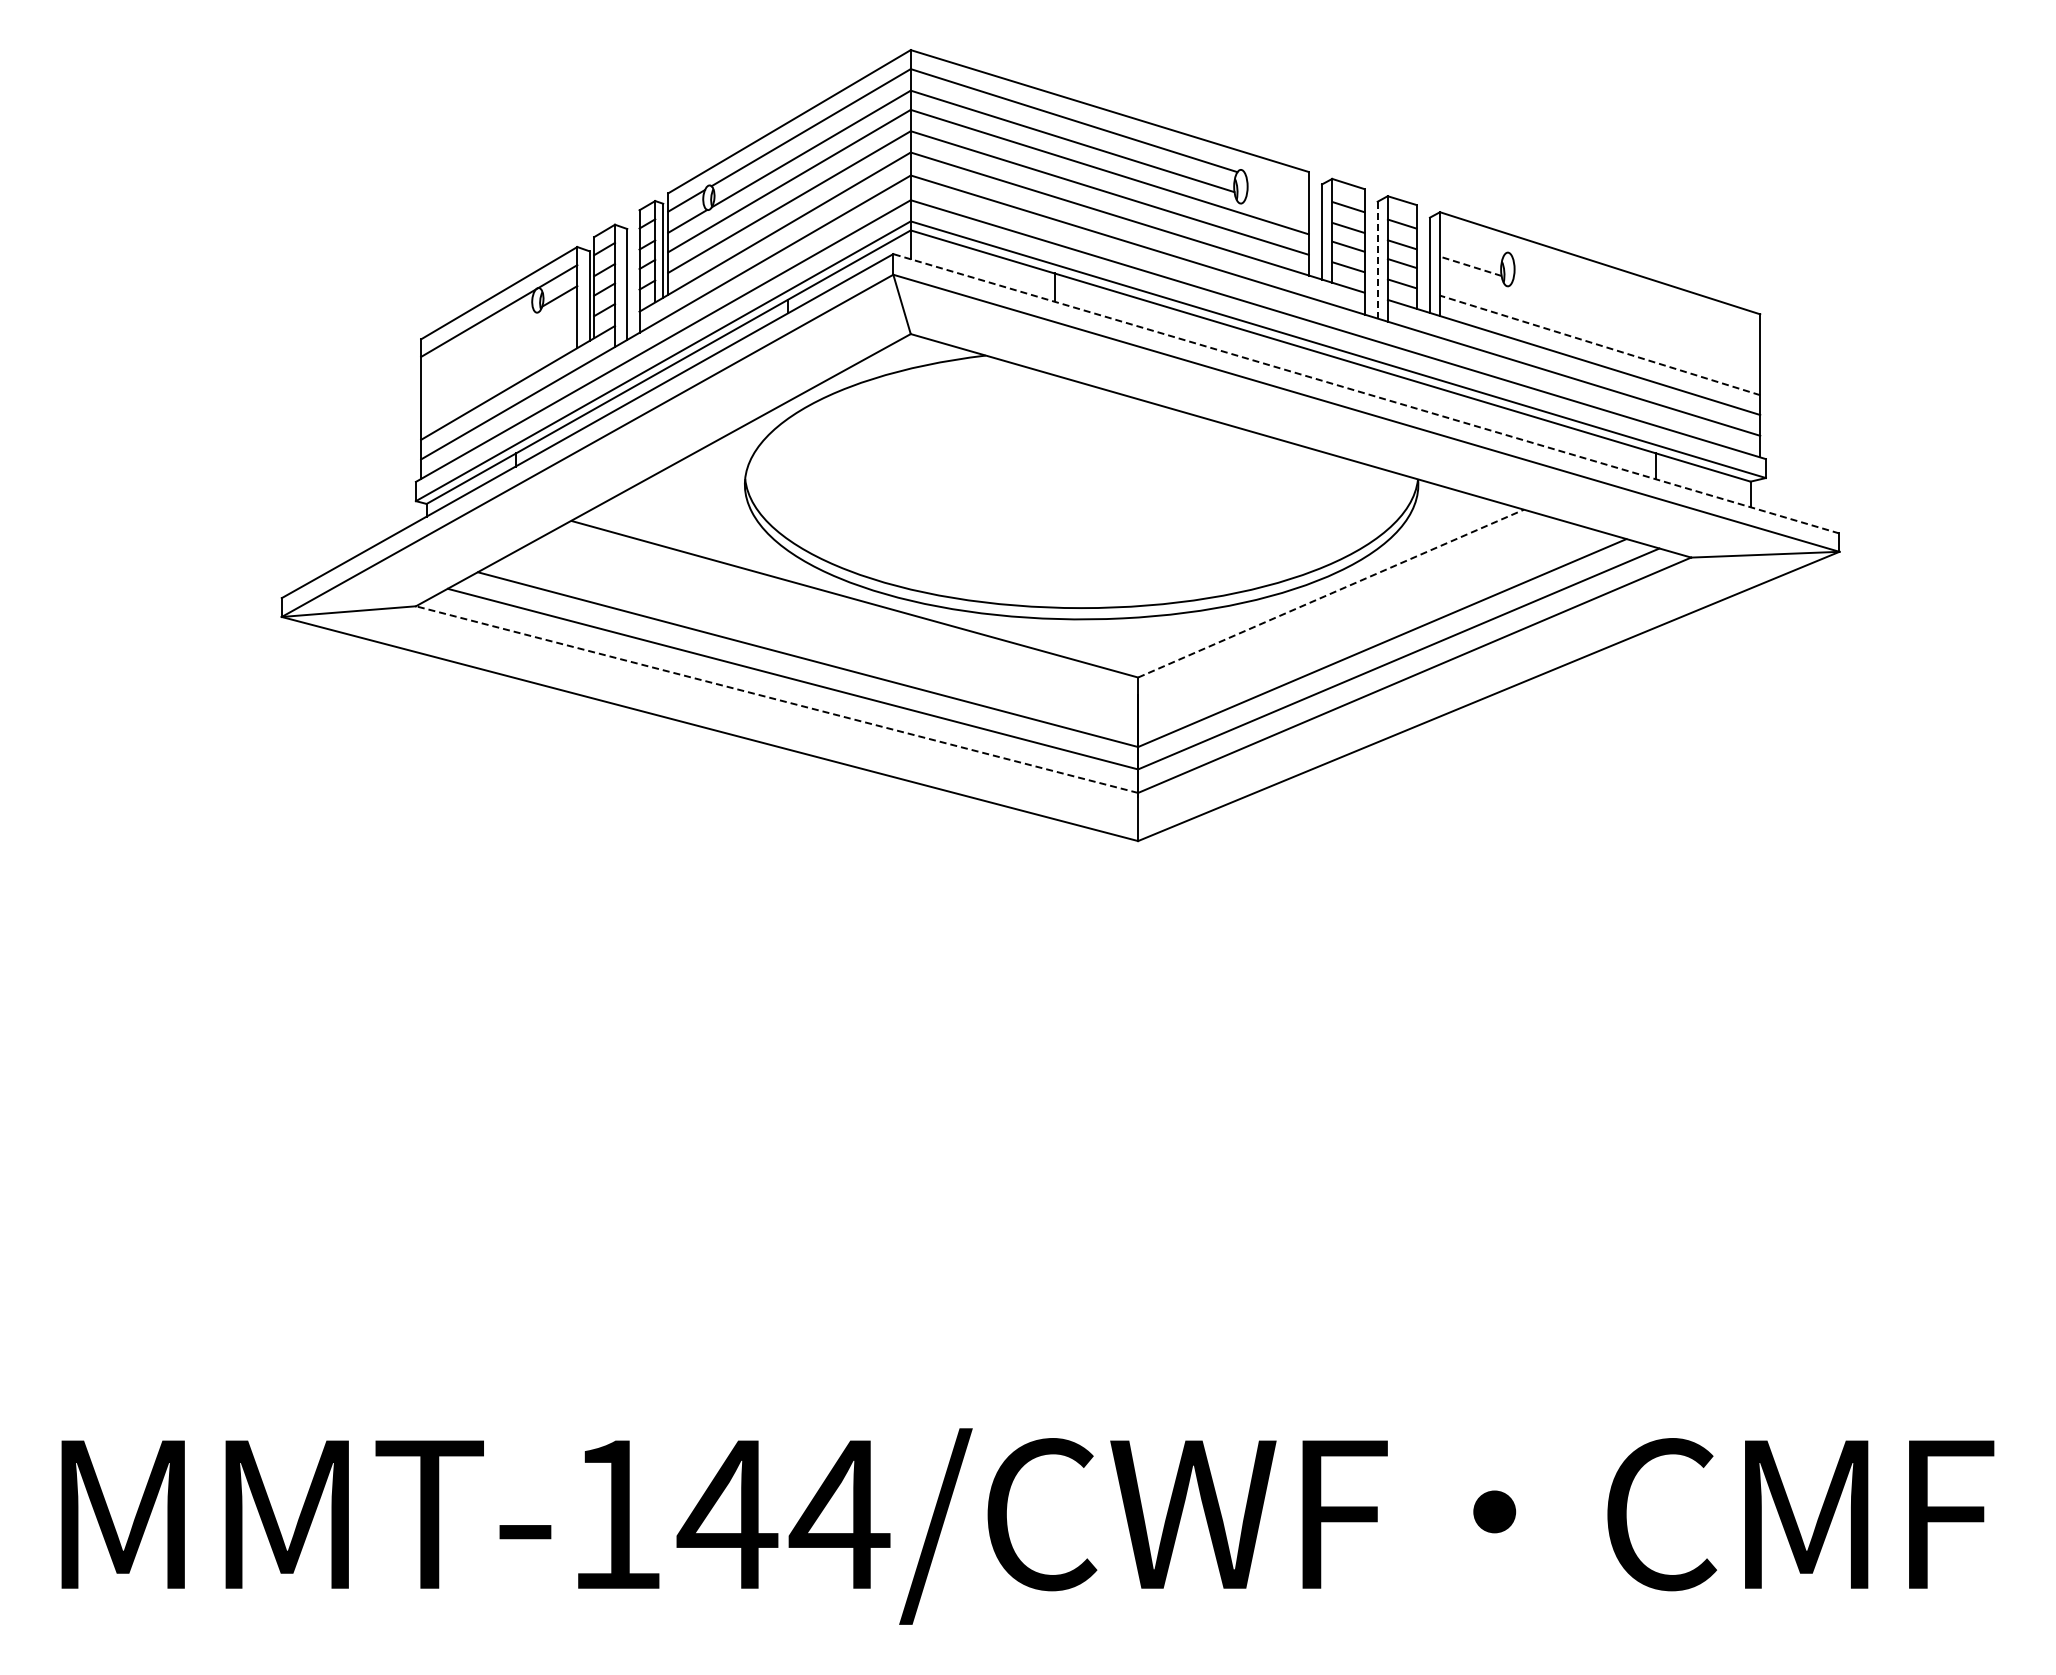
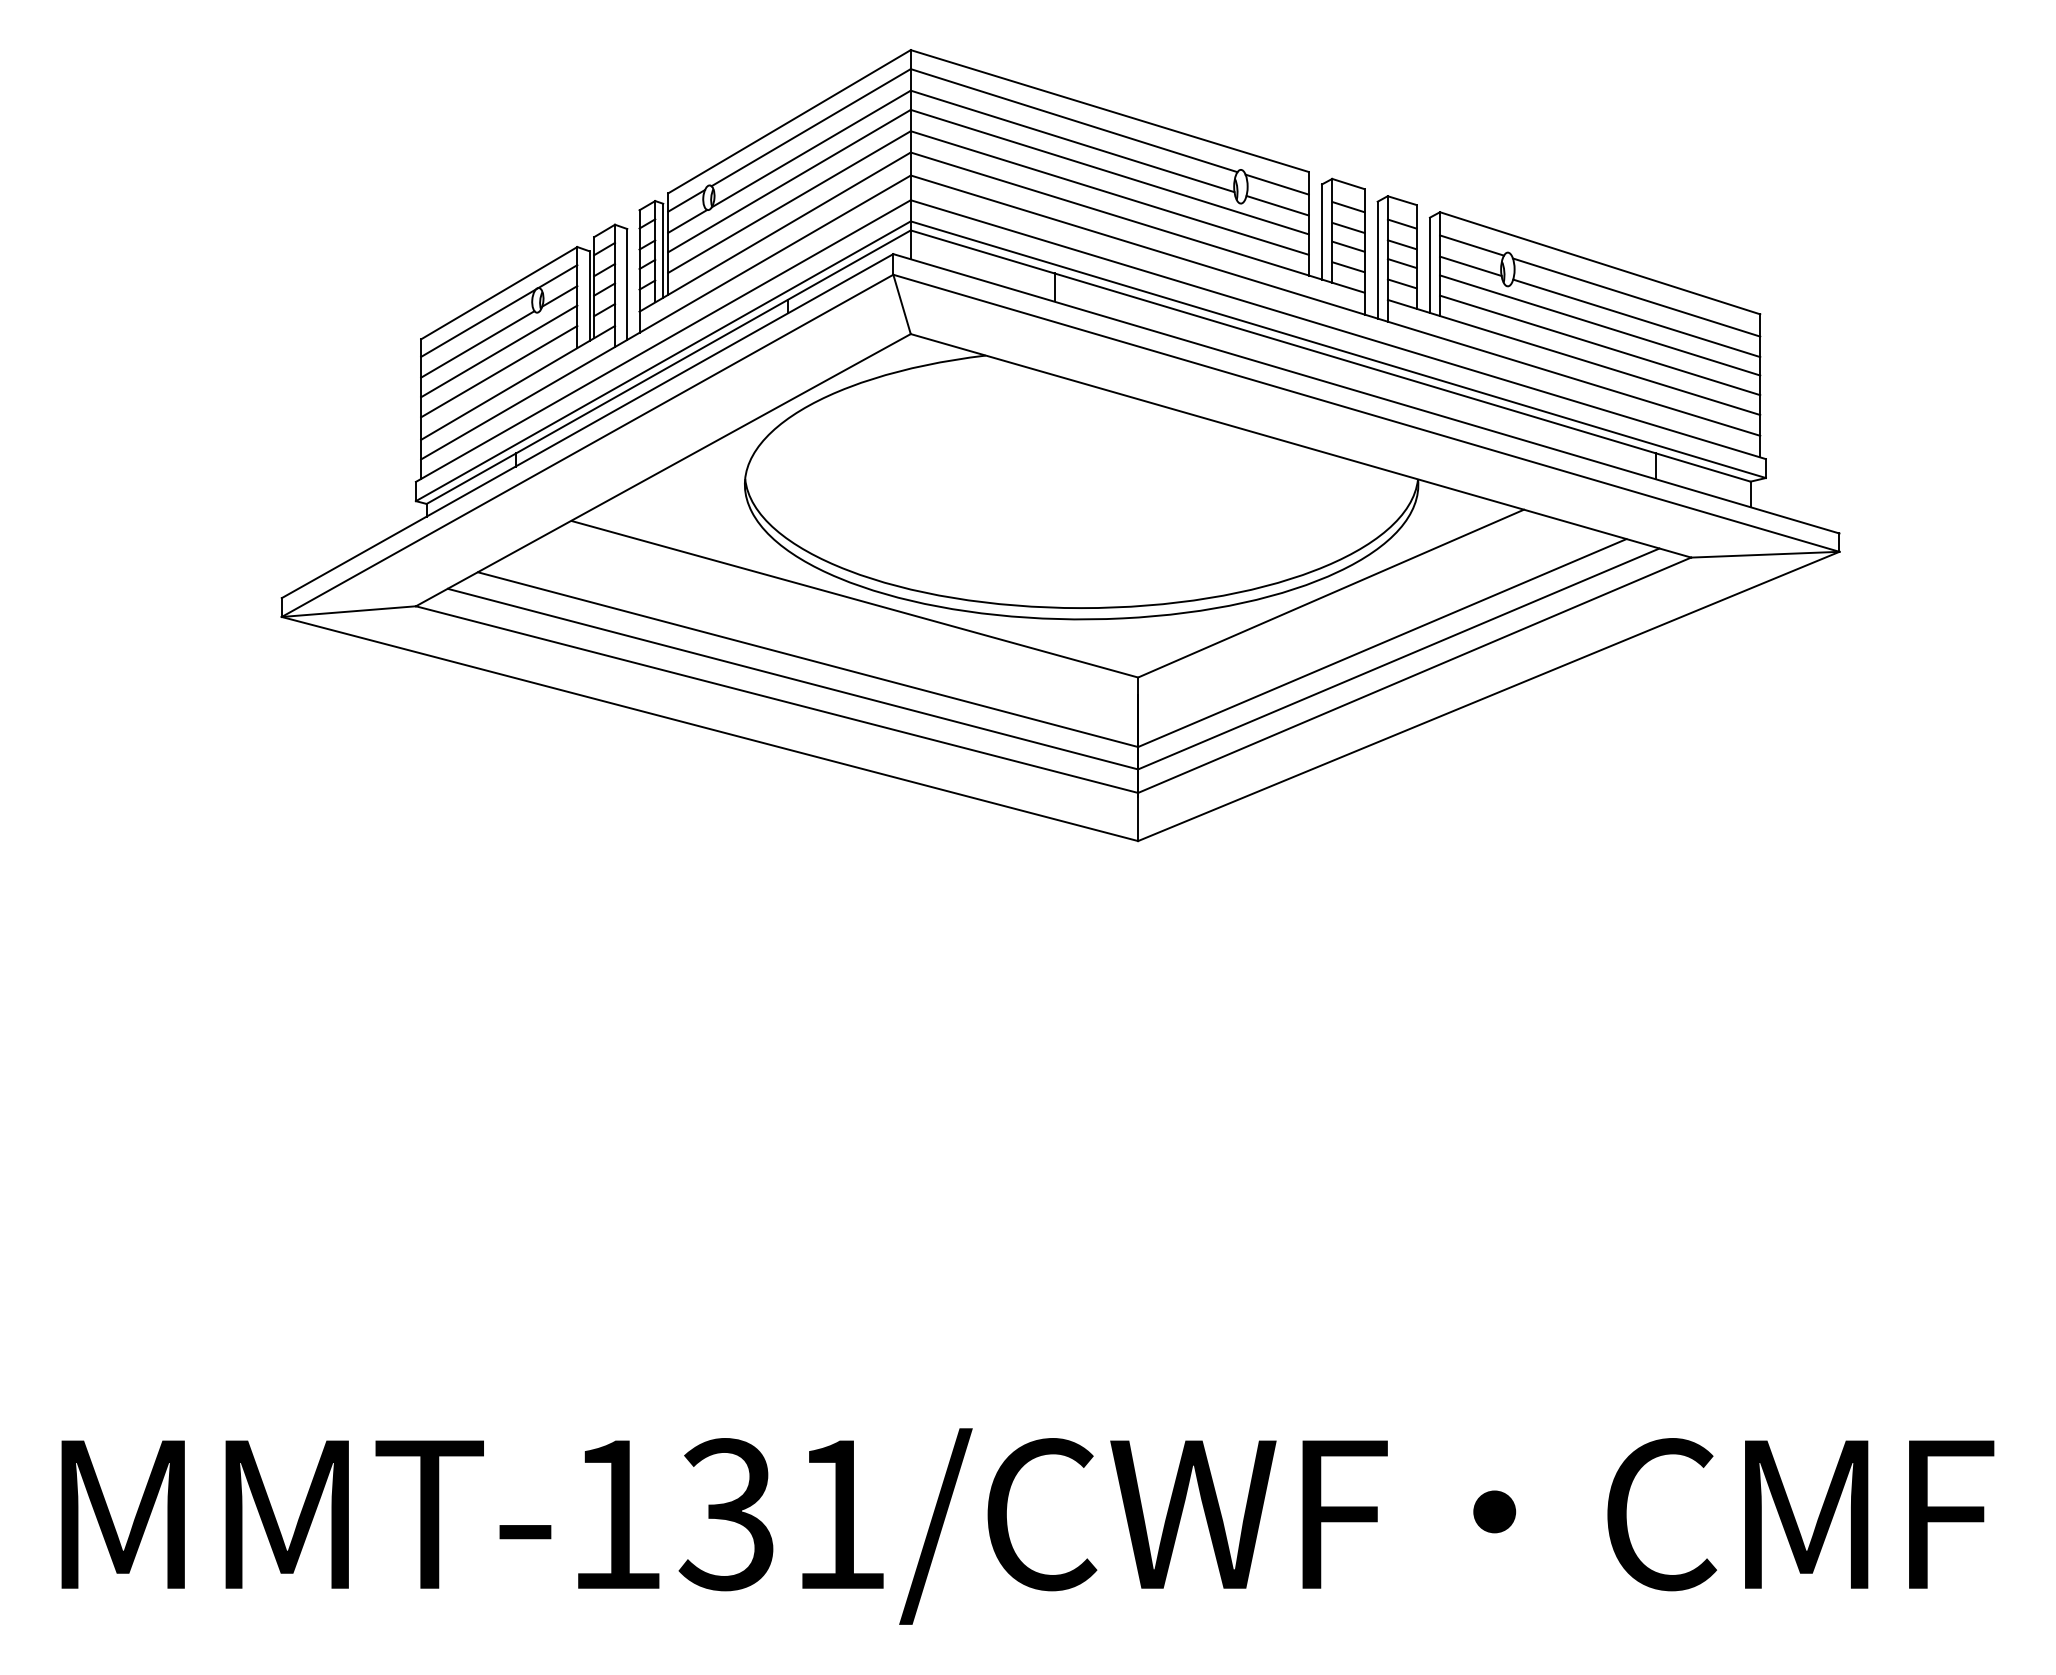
line: none -> present (1276, 184)
line: none -> present (1277, 205)
line: none -> present (1472, 245)
line: dashed -> solid (1377, 260)
line: dashed -> solid (1470, 266)
line: none -> present (1636, 297)
line: none -> present (1636, 318)
line: none -> present (1600, 325)
line: none -> present (477, 344)
line: dashed -> solid (1600, 345)
line: none -> present (499, 351)
line: none -> present (499, 371)
line: dashed -> solid (1365, 393)
line: dashed -> solid (1331, 593)
line: dashed -> solid (777, 699)
text: MMT-144/CWF -> MMT-131/CWF (783, 1514)
